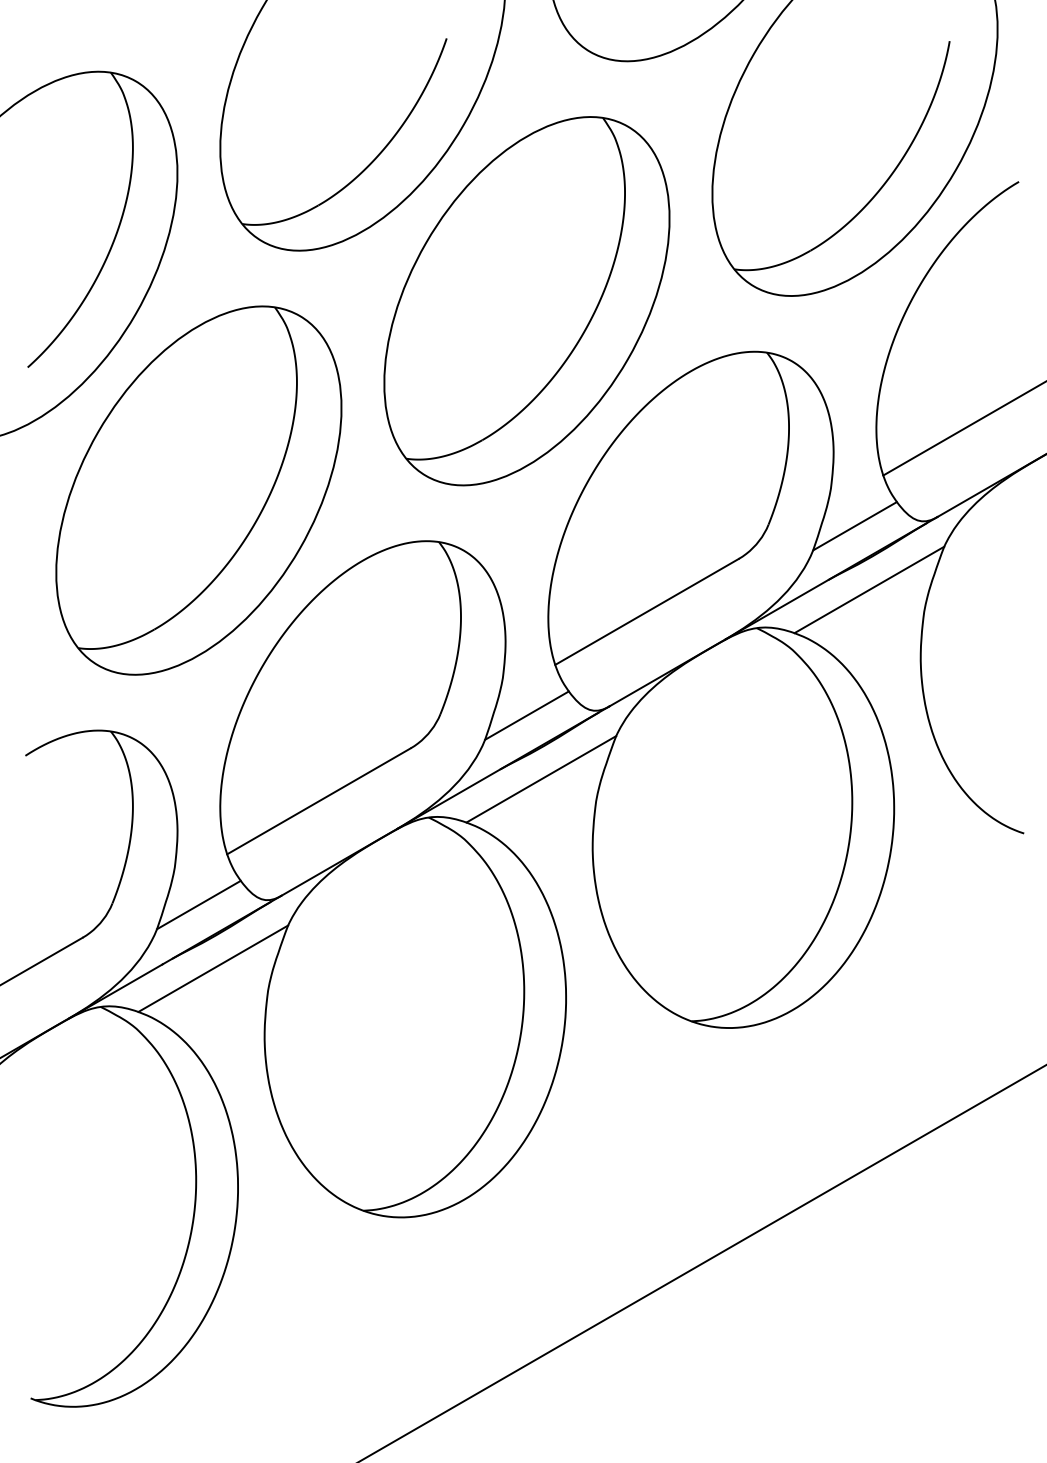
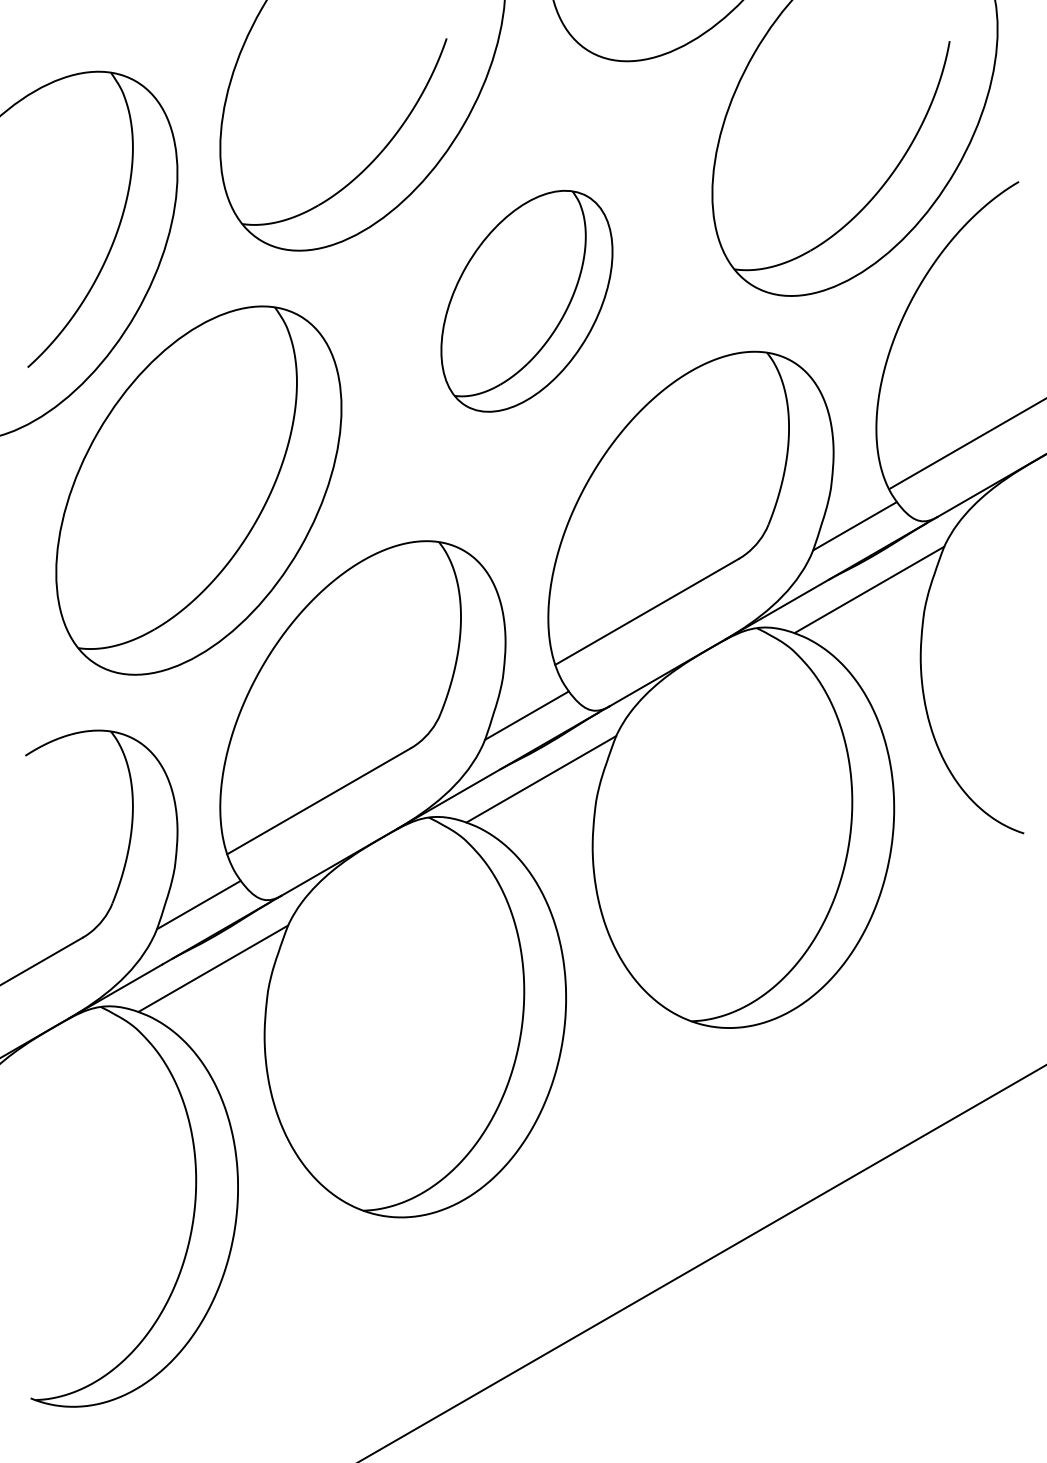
part size: 288x371 px -> 174x224 px (526, 300)
line position: (963, 429) -> (966, 444) (966, 444)
